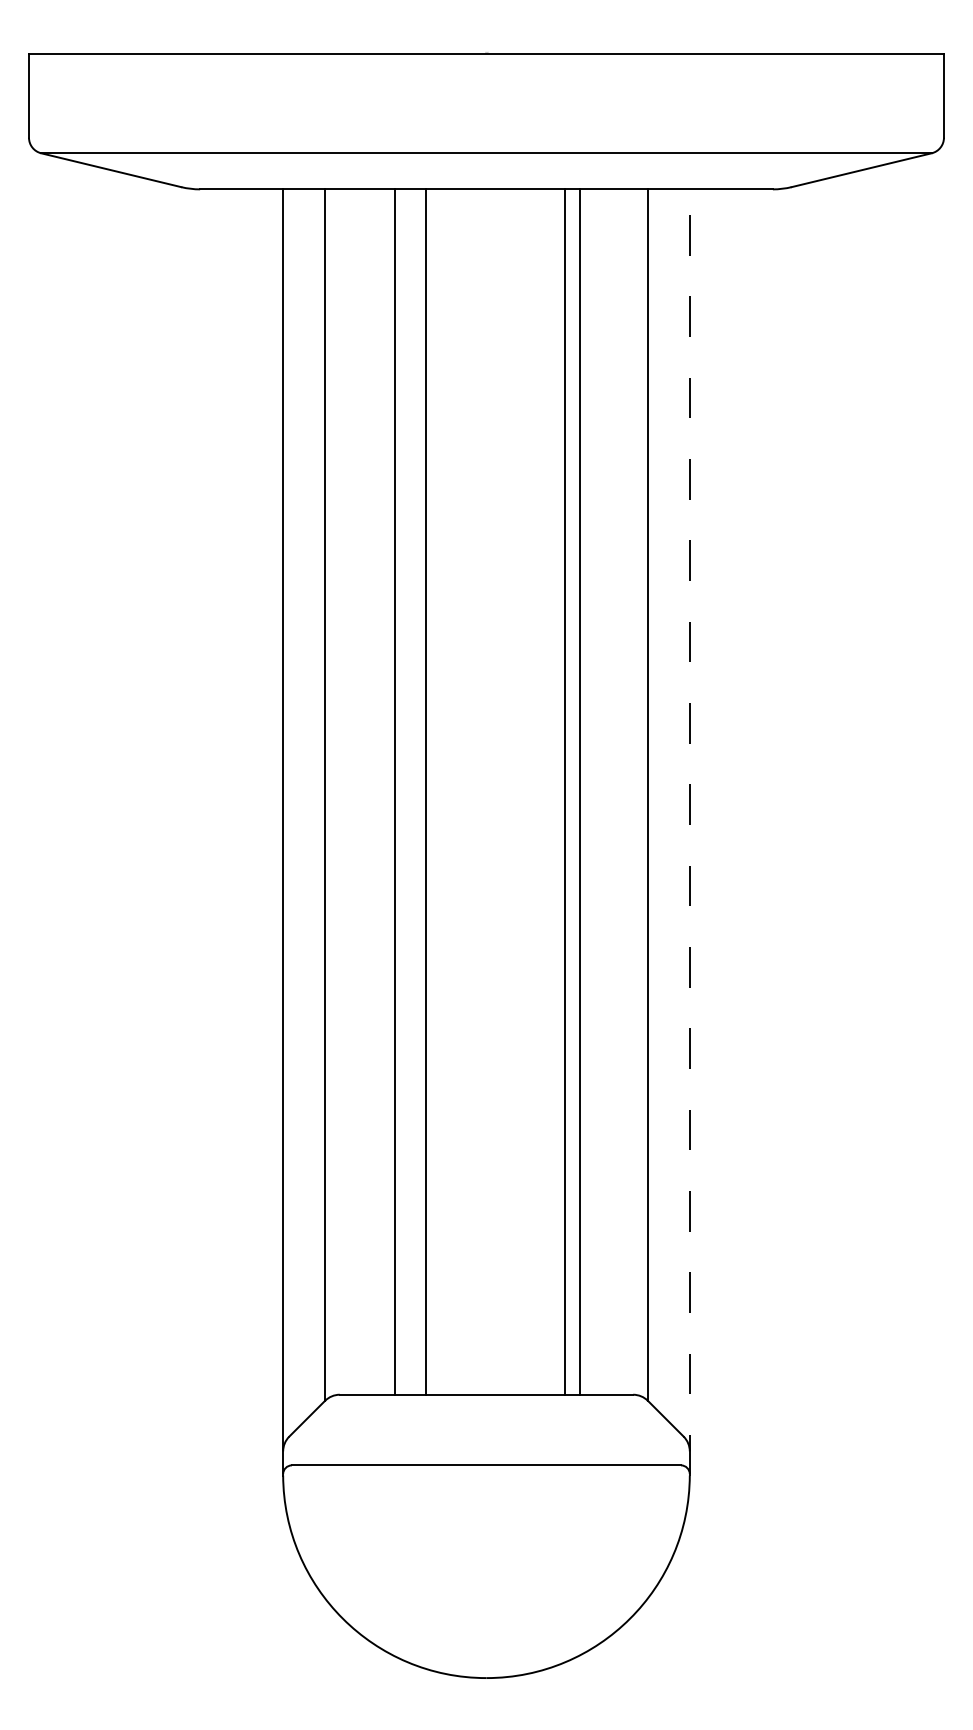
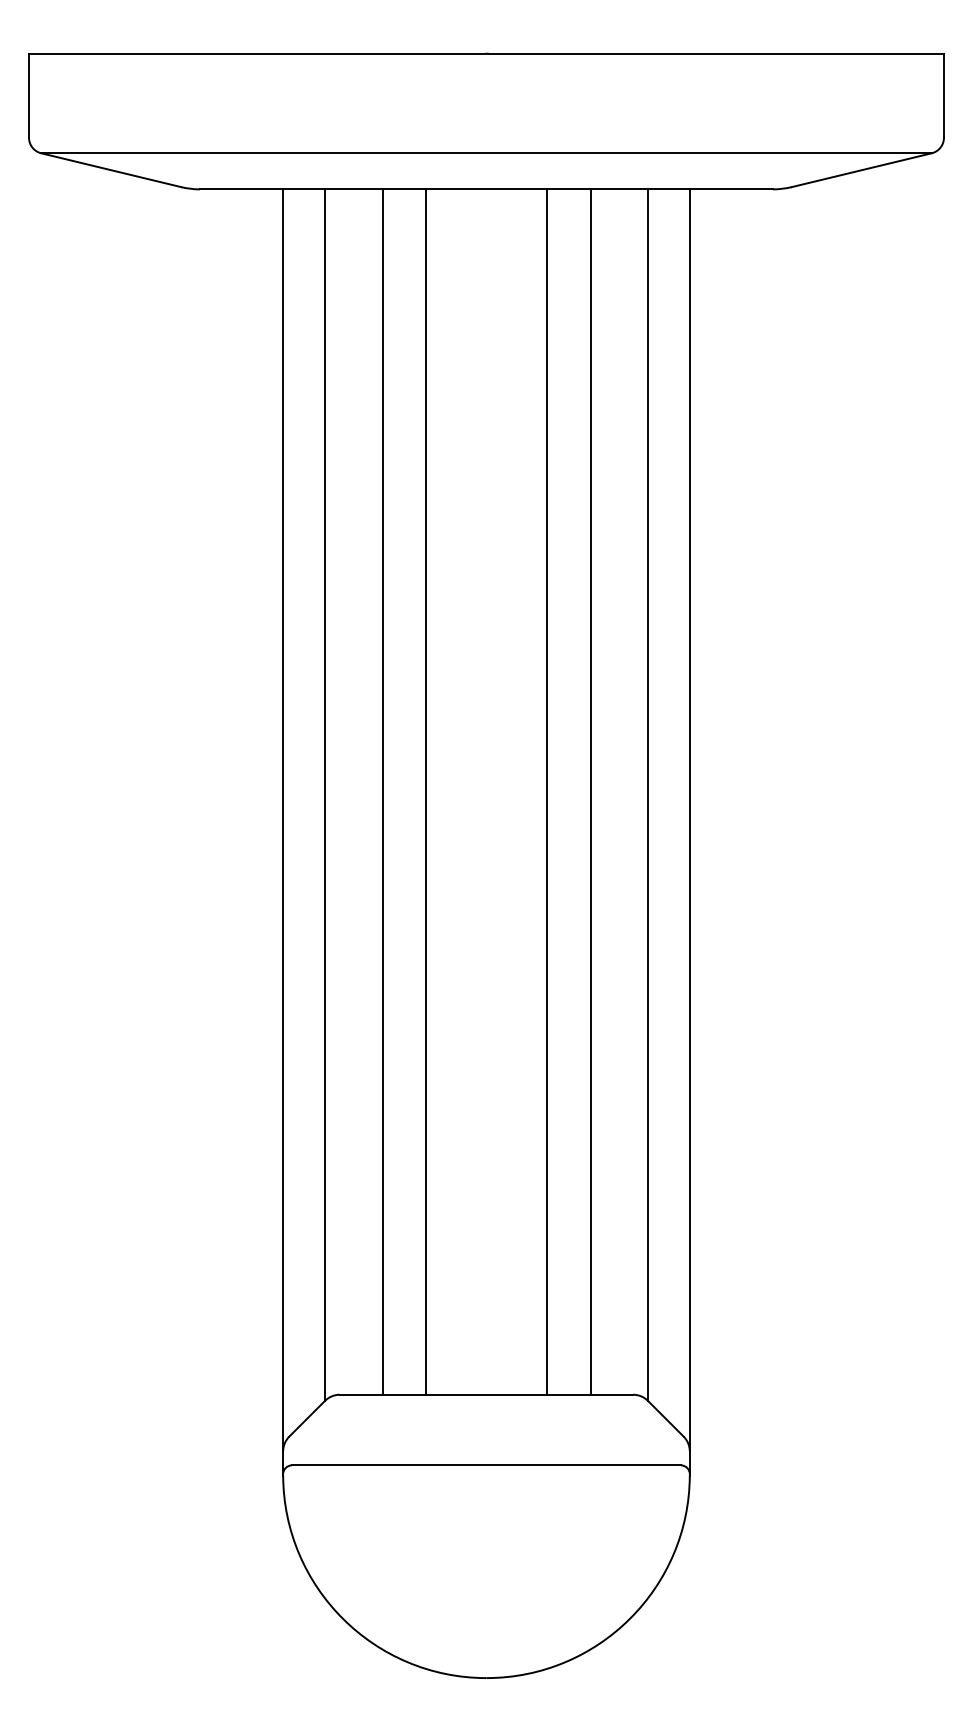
line position: (394, 791) -> (382, 791) (382, 791)
line position: (565, 791) -> (547, 791) (547, 791)
line position: (579, 791) -> (590, 791) (590, 791)
line: dashed -> solid (689, 831)
